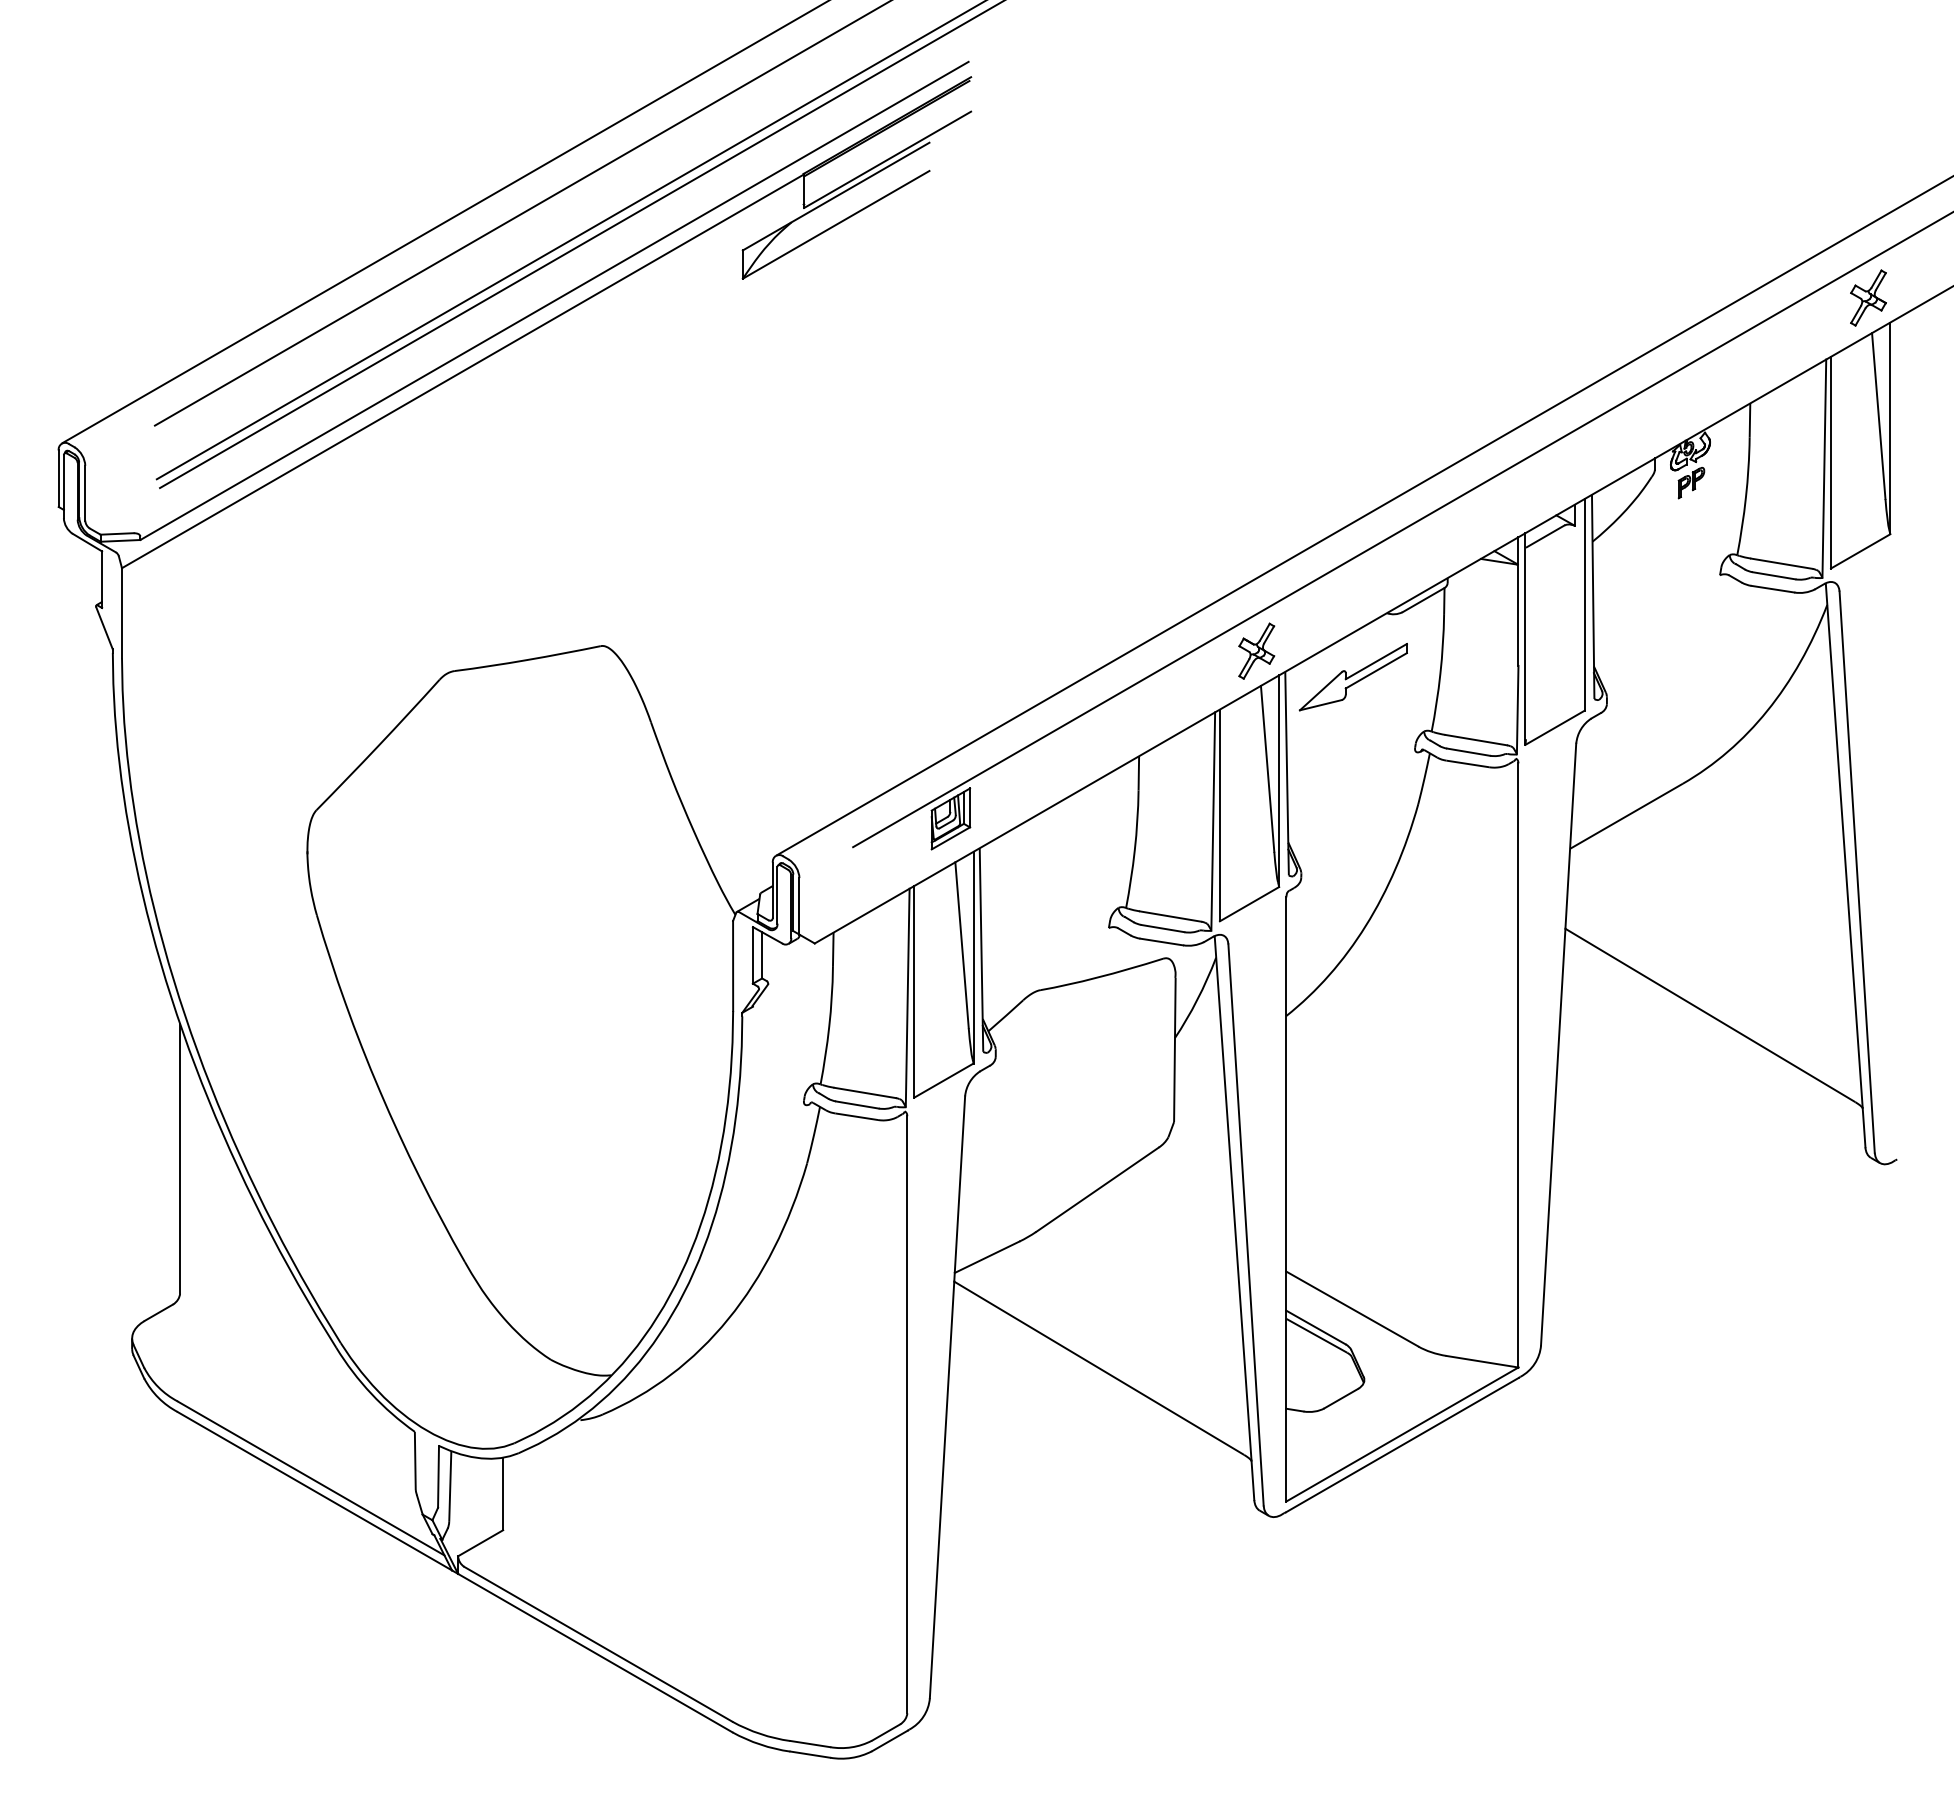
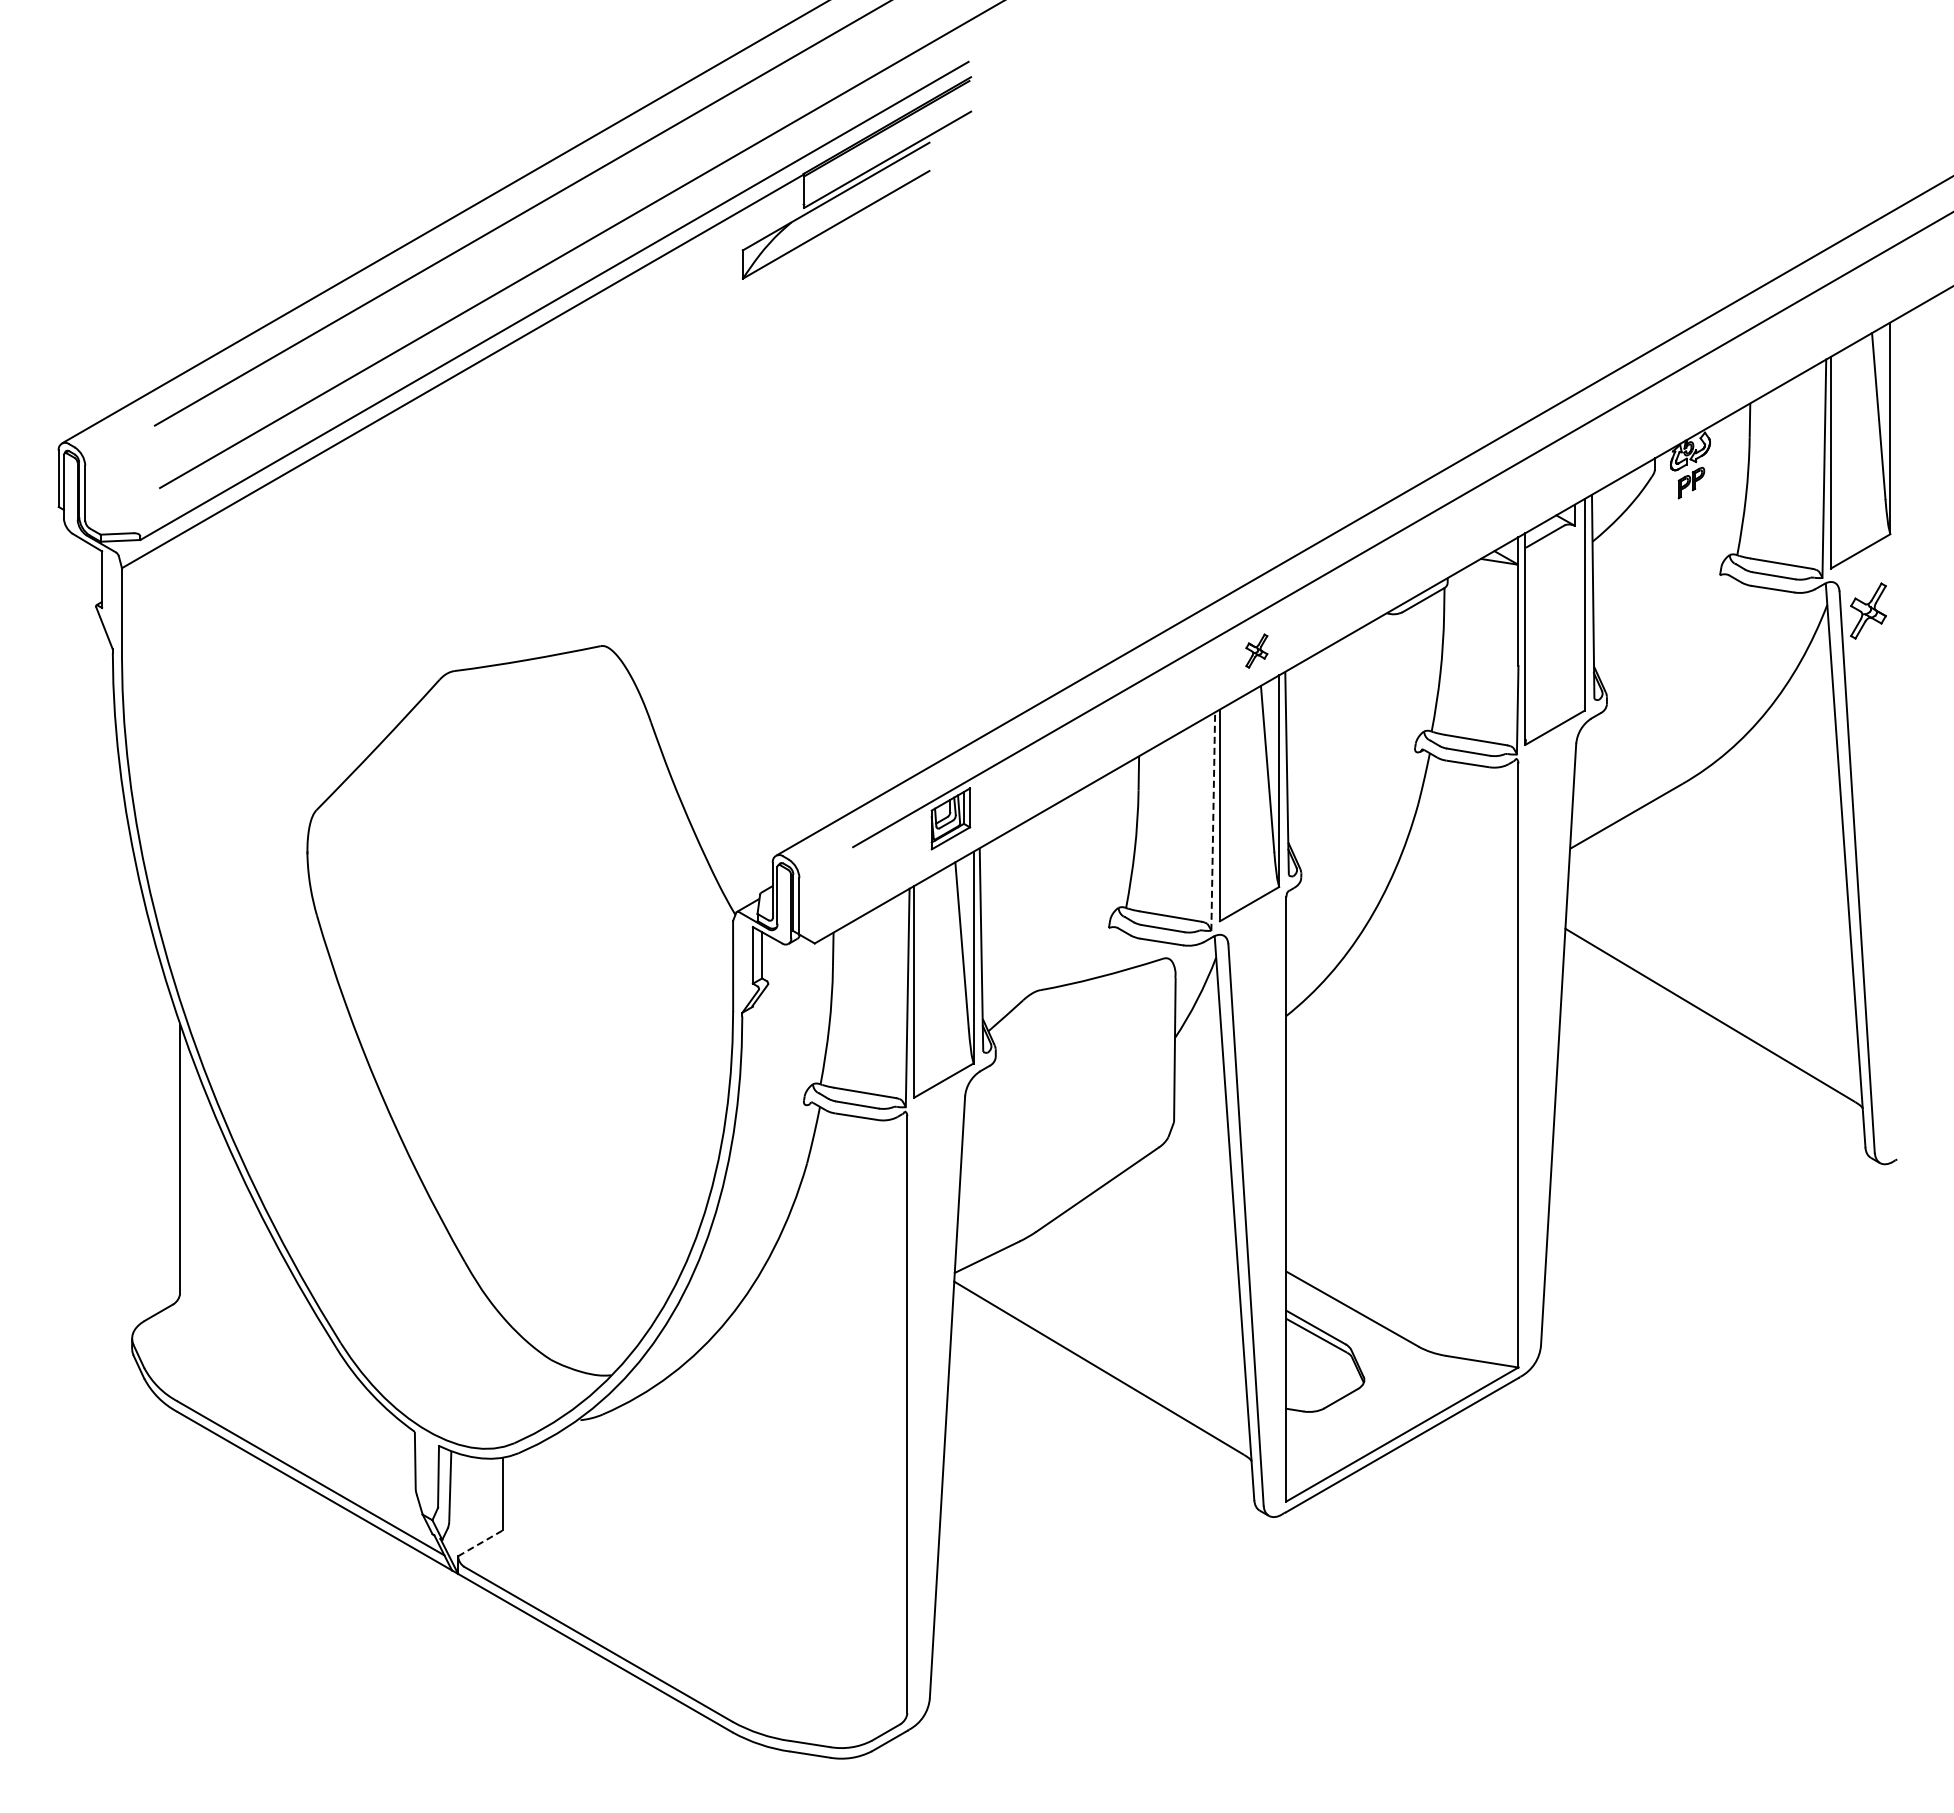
line: present -> none (569, 240)
part position: (1868, 297) -> (1868, 610) (1868, 610)
part size: 38x58 px -> 24x36 px (1256, 650)
part: present -> none (1352, 677)
line: solid -> dashed (1213, 821)
line: solid -> dashed (480, 1543)
